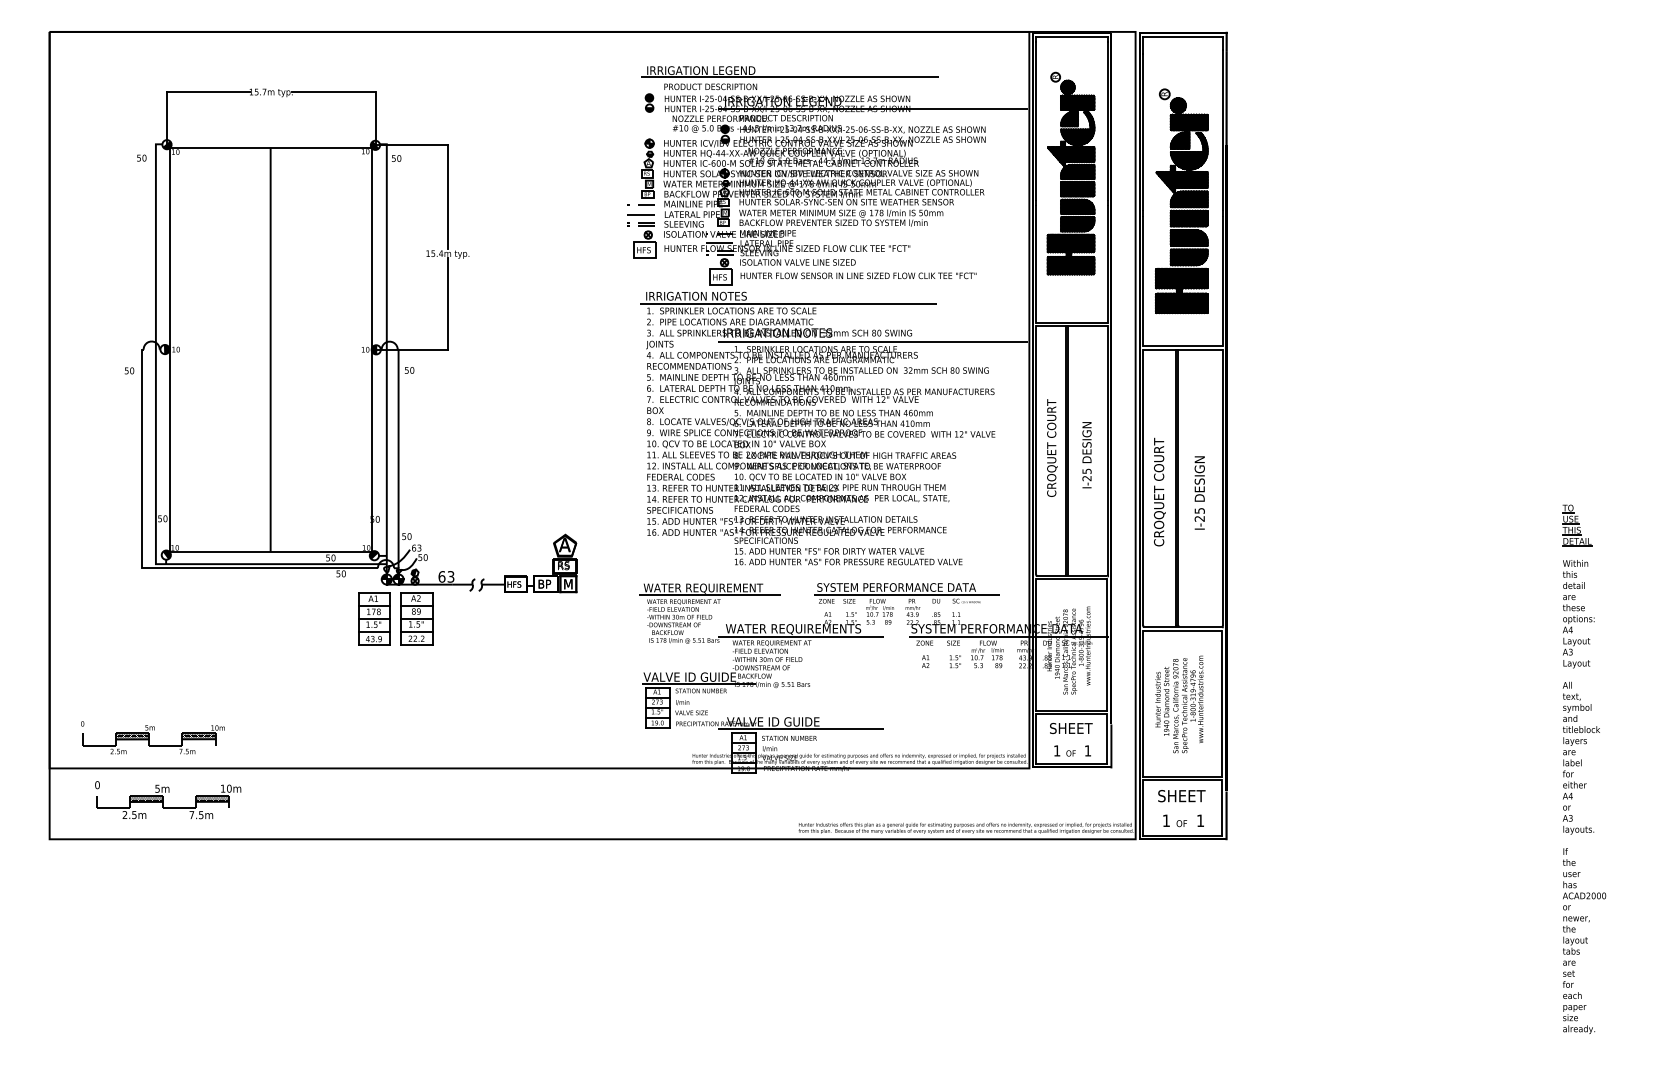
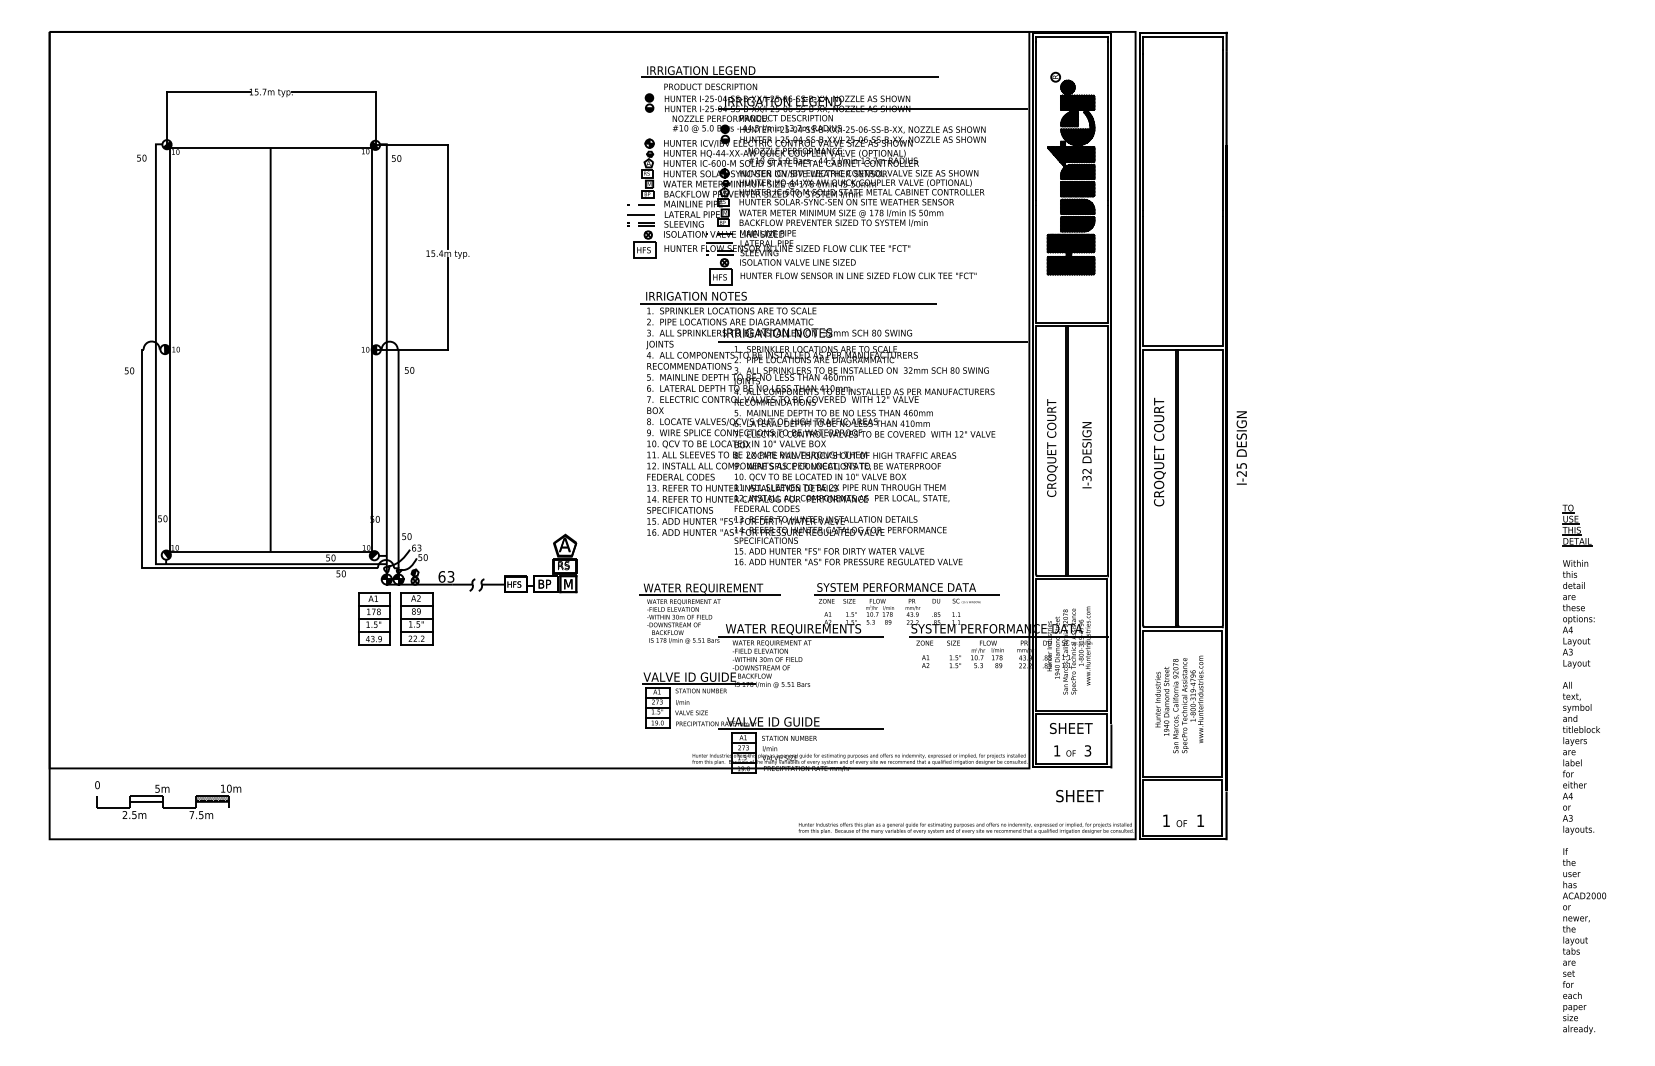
part: present -> none (1181, 201)
text: I-25 -> I-32 (1086, 474)
text position: (1159, 491) -> (1159, 451) (1159, 451)
text position: (1199, 492) -> (1241, 447) (1241, 447)
part: present -> none (152, 737)
text: 1 -> 3 (1087, 750)
text position: (1181, 796) -> (1079, 796) (1079, 796)
hatch: present -> none (146, 798)
